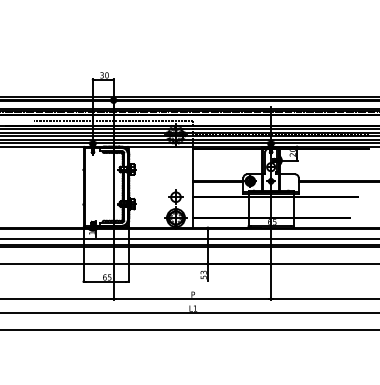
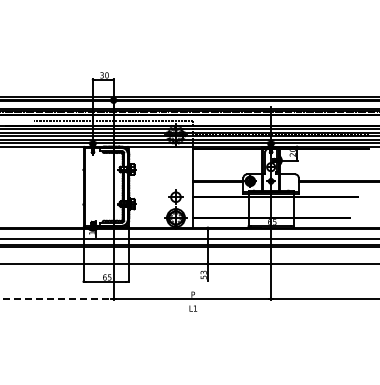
line: solid -> dashed (56, 298)
line: present -> none (189, 312)
line: present -> none (188, 330)
